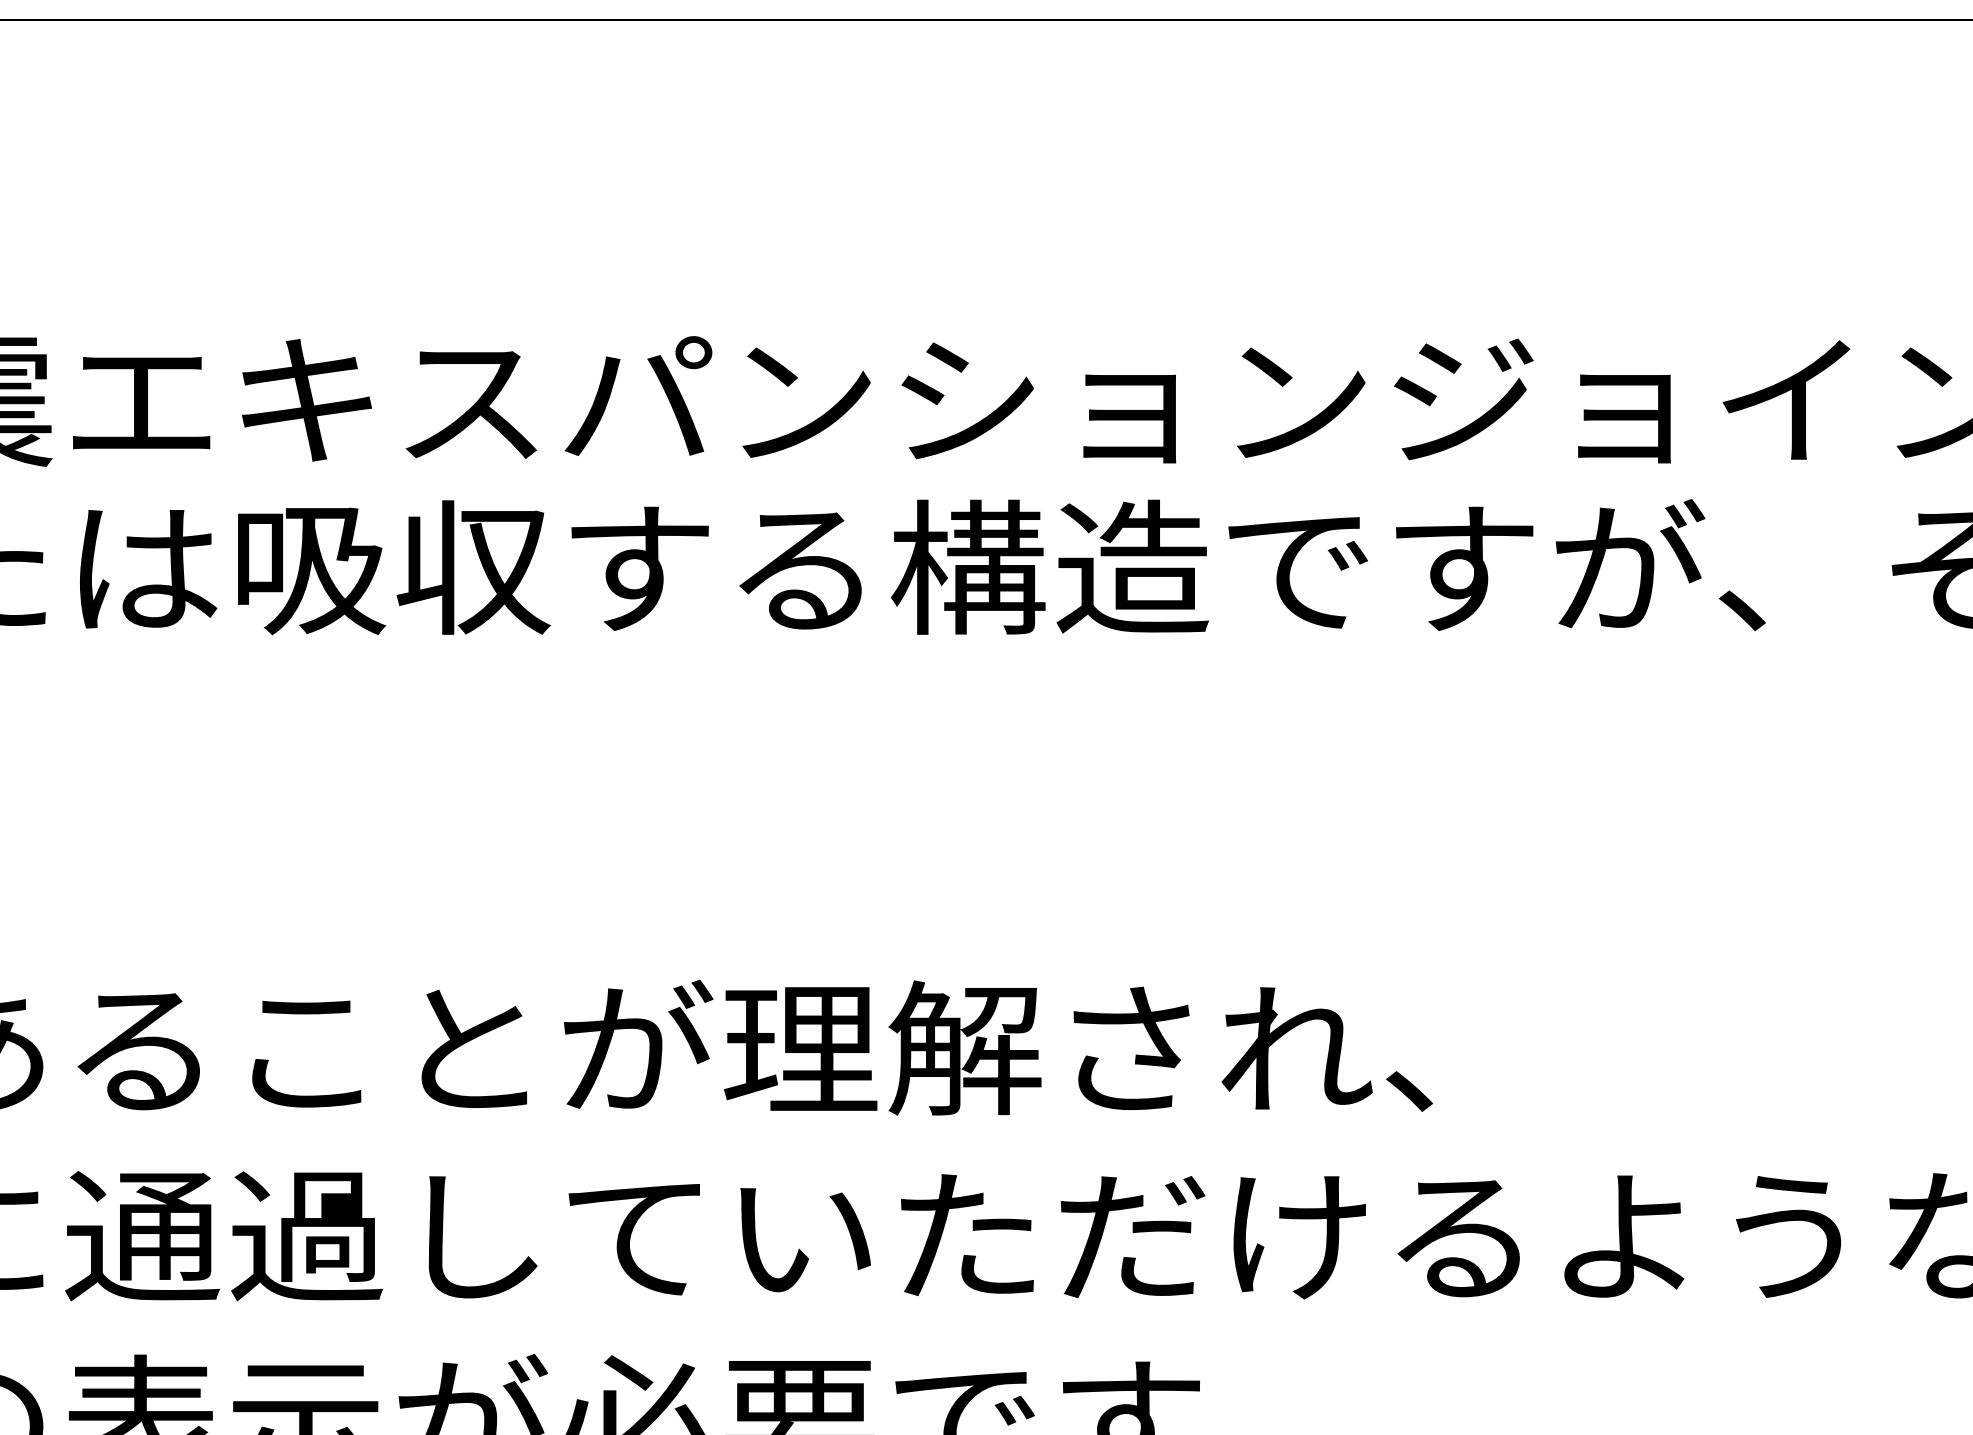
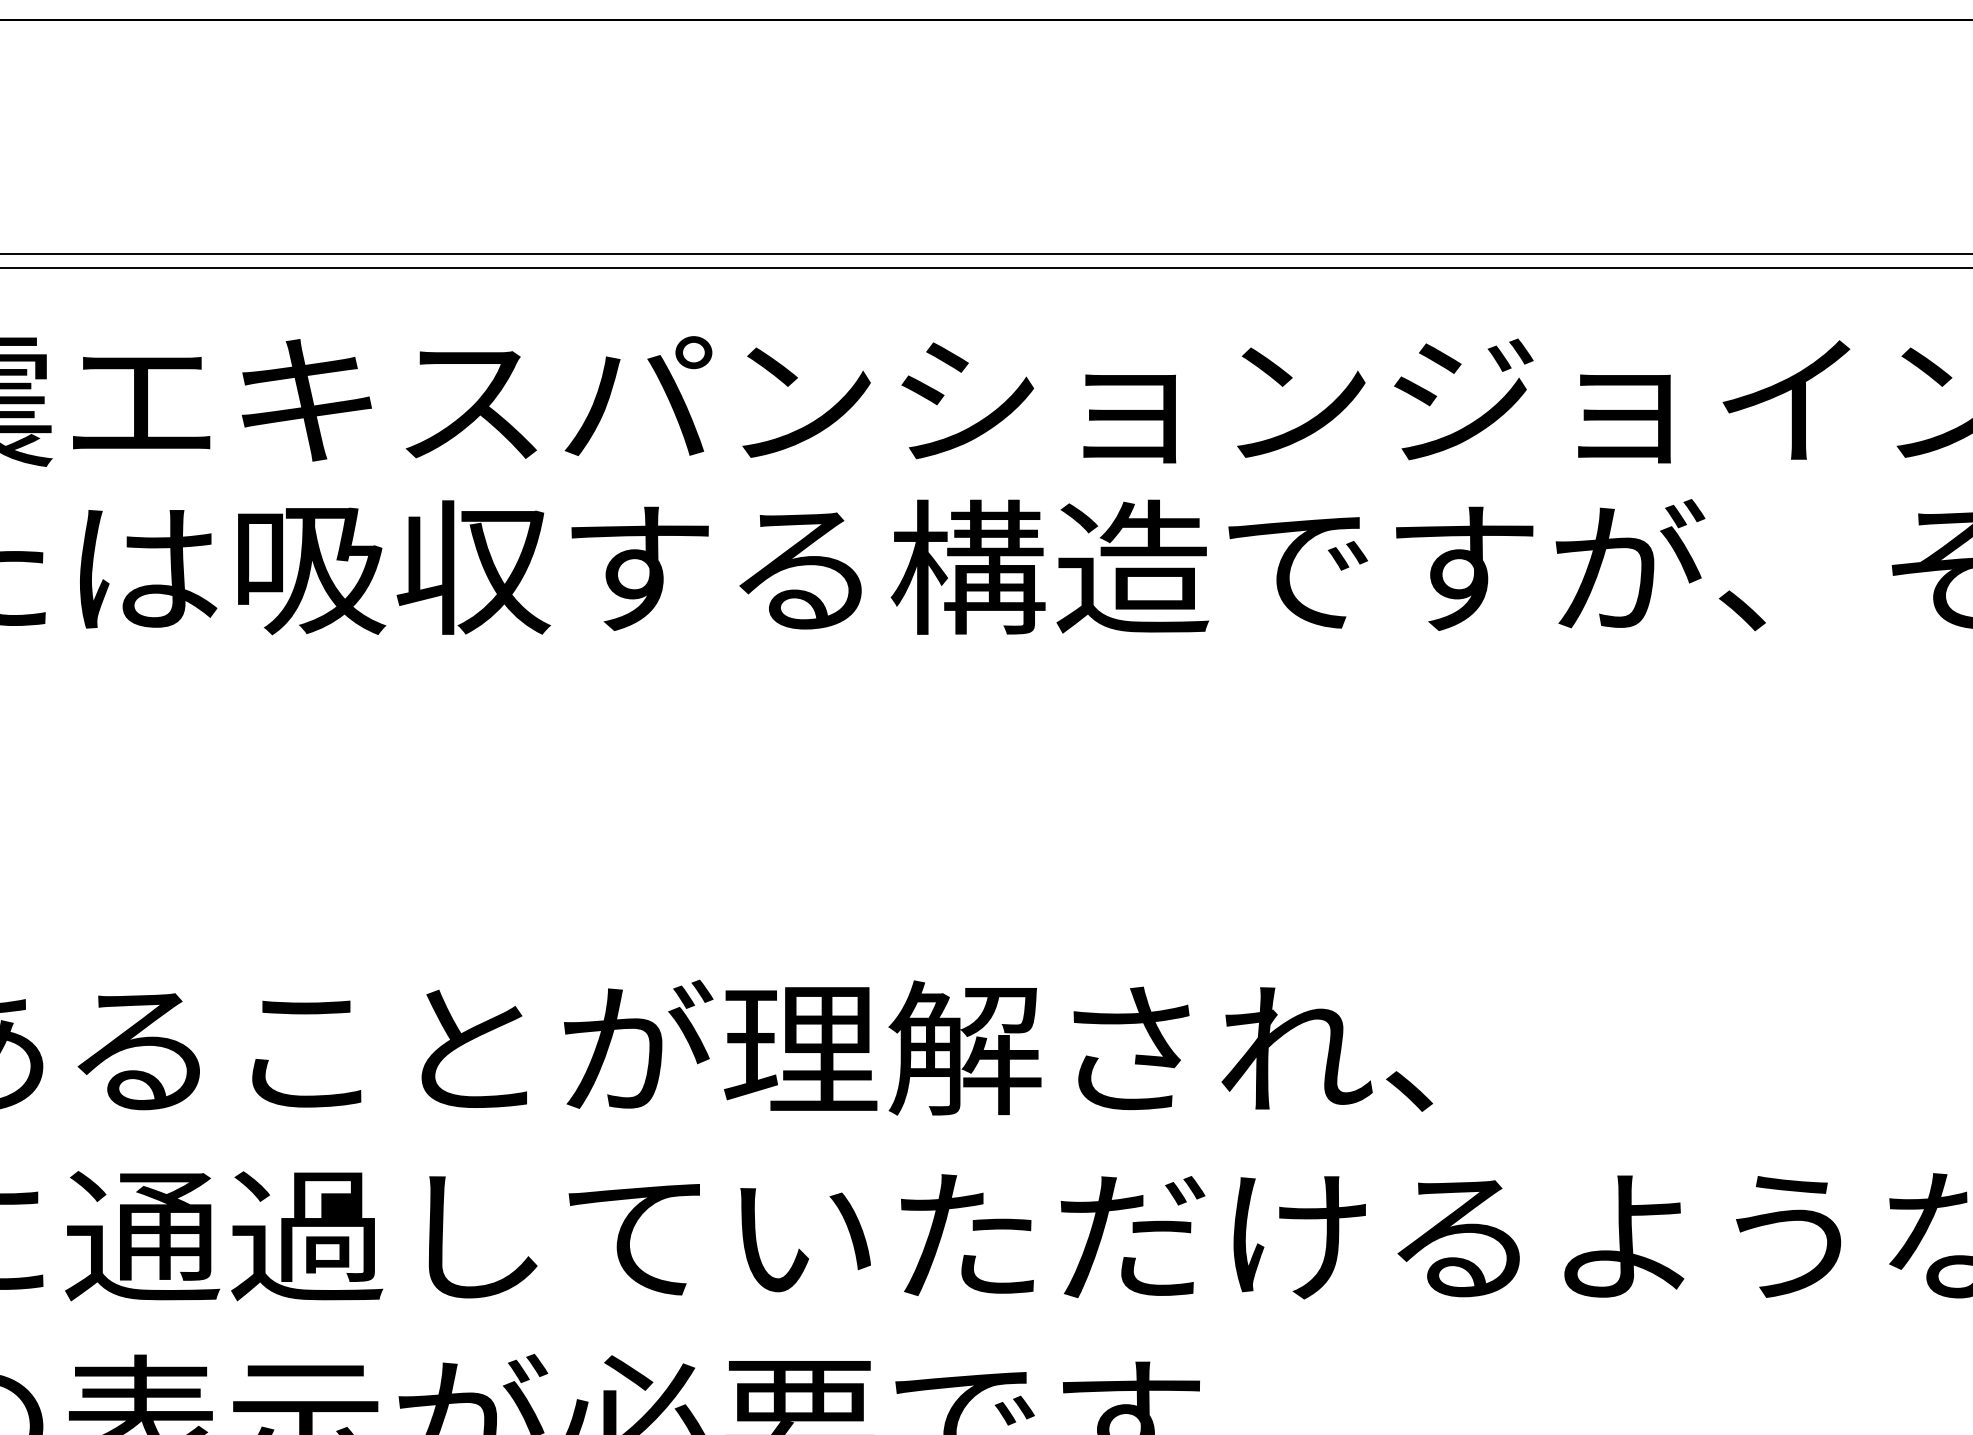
line: none -> present (985, 254)
line: none -> present (985, 268)
